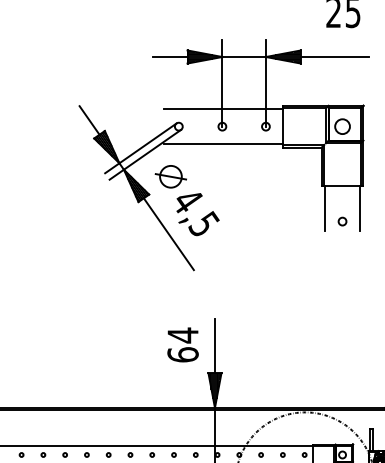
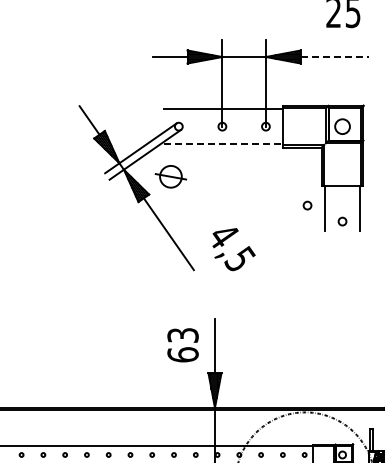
line: solid -> dashed (335, 57)
line: solid -> dashed (223, 144)
circle: none -> present (307, 205)
text position: (197, 214) -> (233, 249) (233, 249)
text: 64 -> 63 (182, 335)
